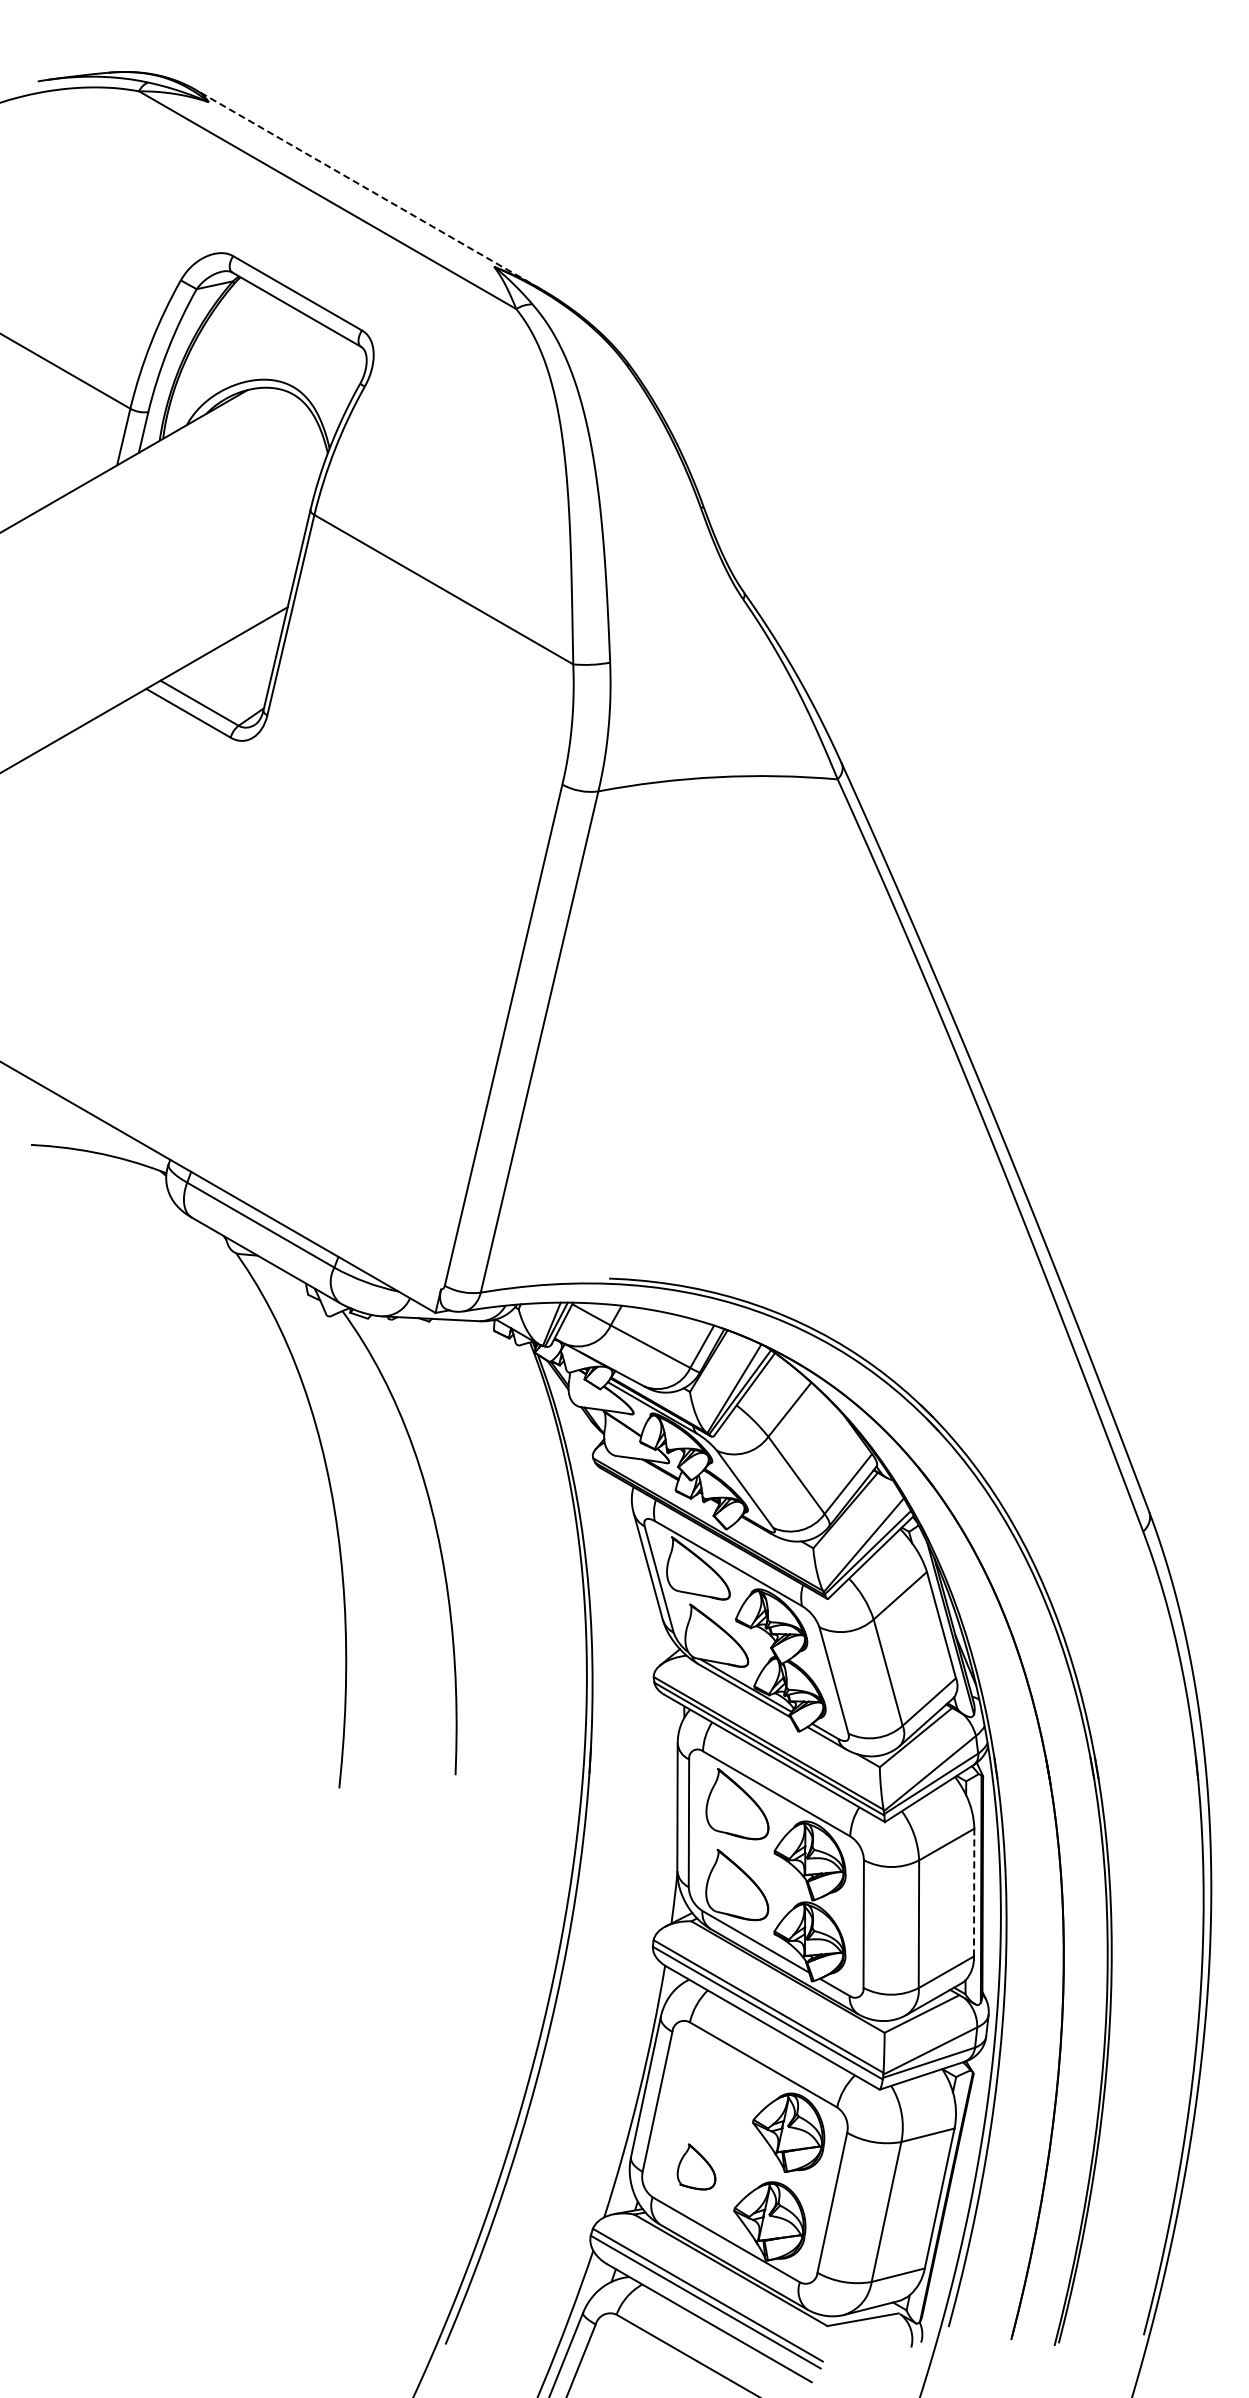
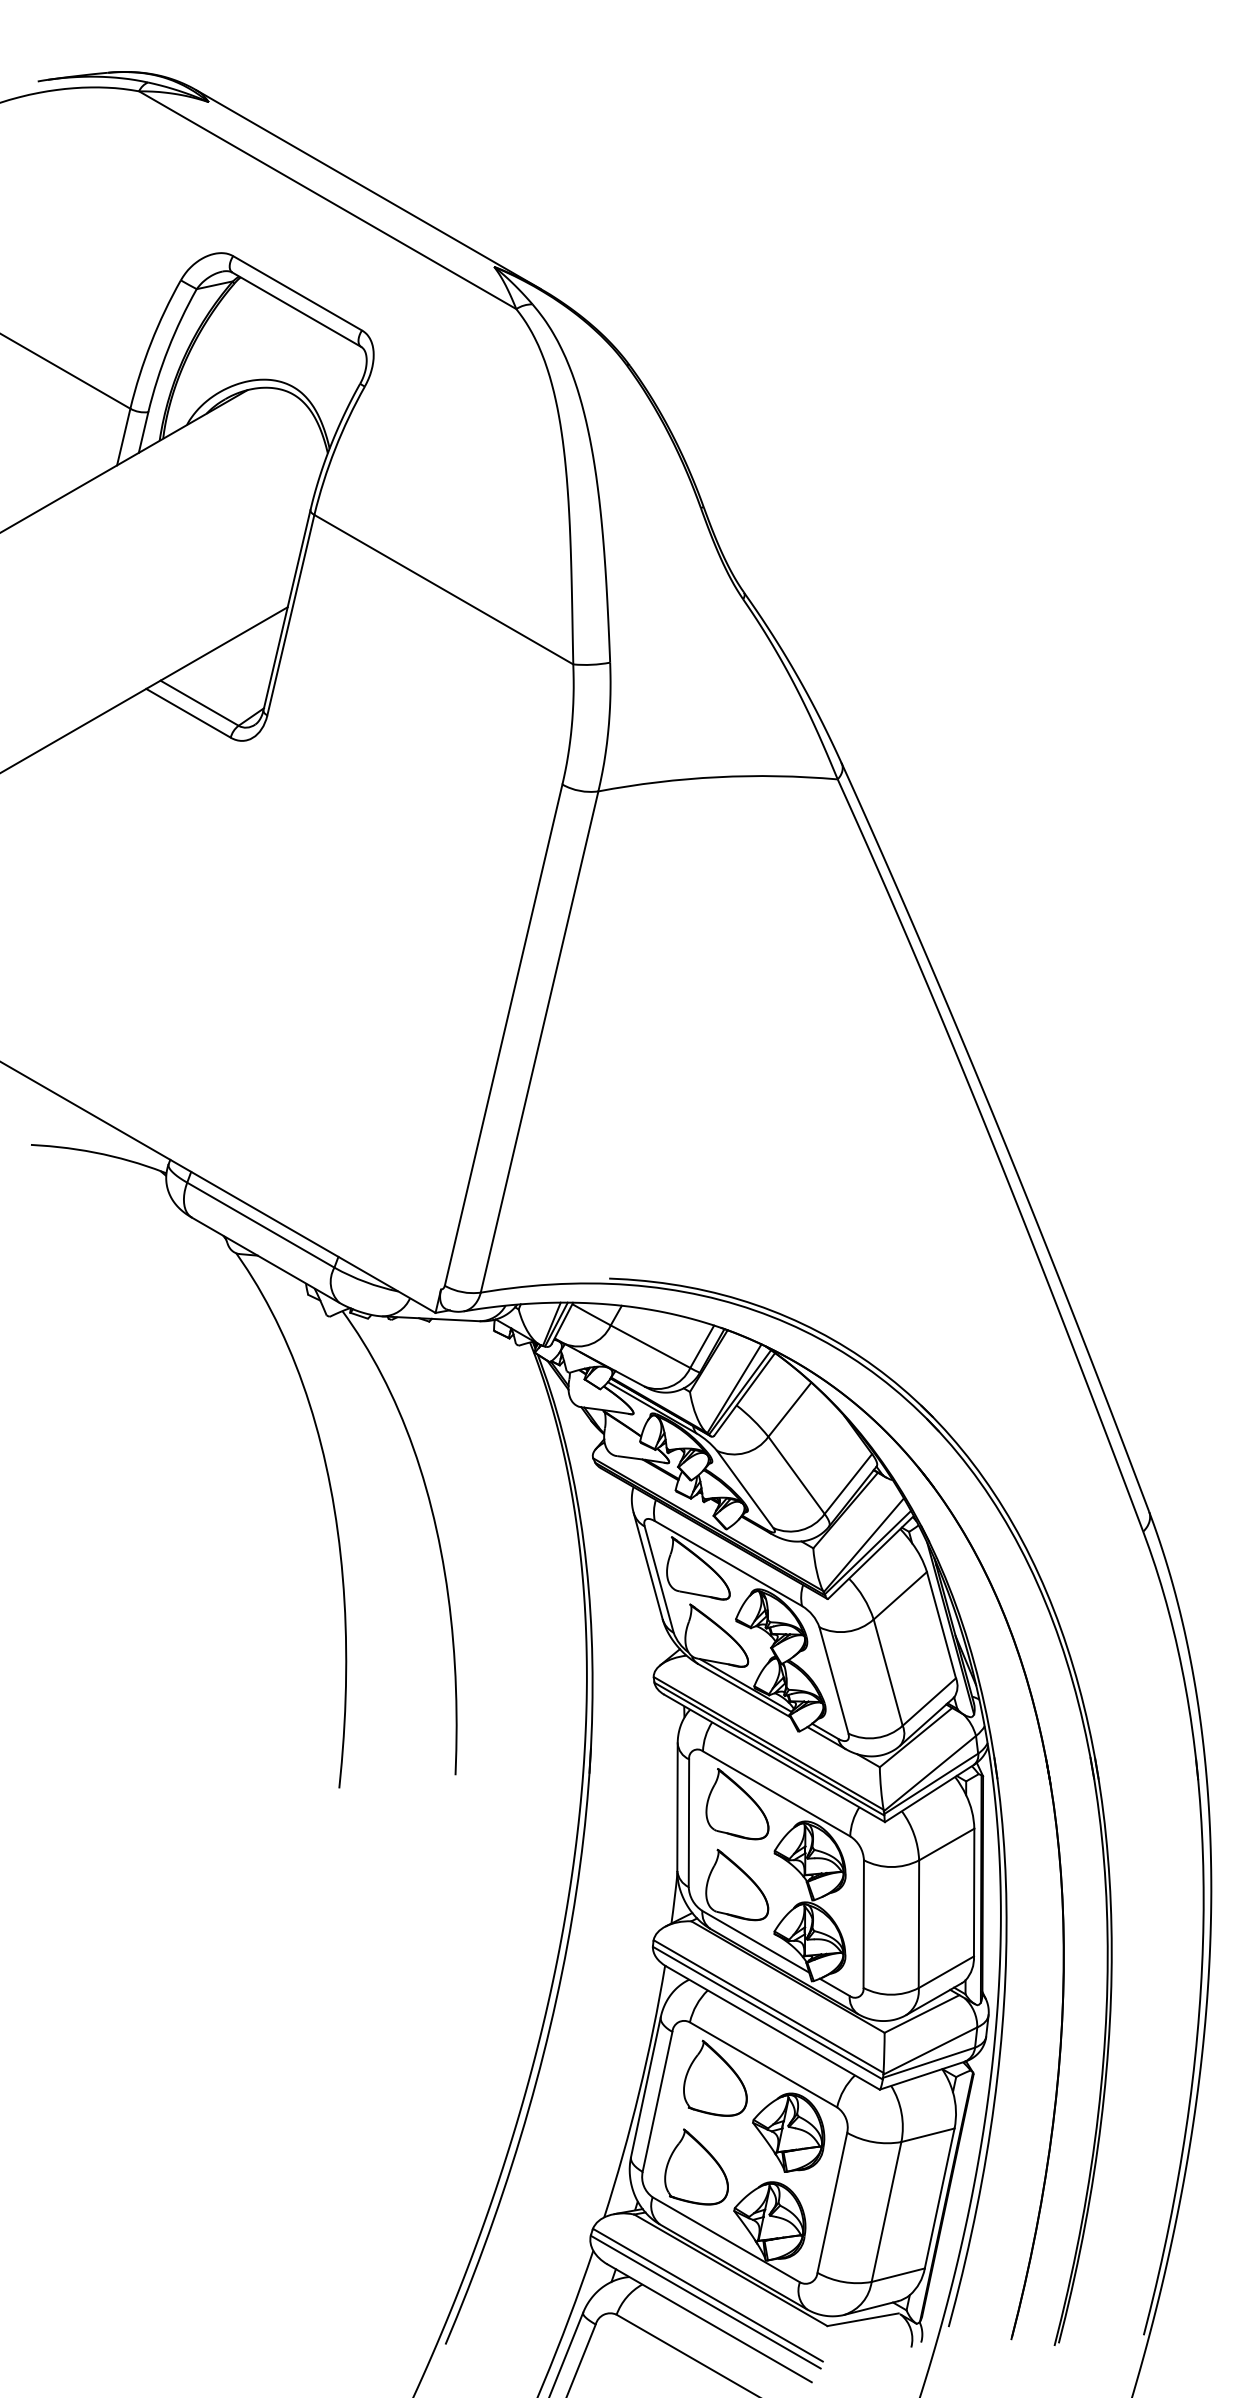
line: dashed -> solid (367, 189)
line: dashed -> solid (974, 1892)
part: none -> present (715, 2077)
part size: 41x48 px -> 65x78 px (696, 2166)
